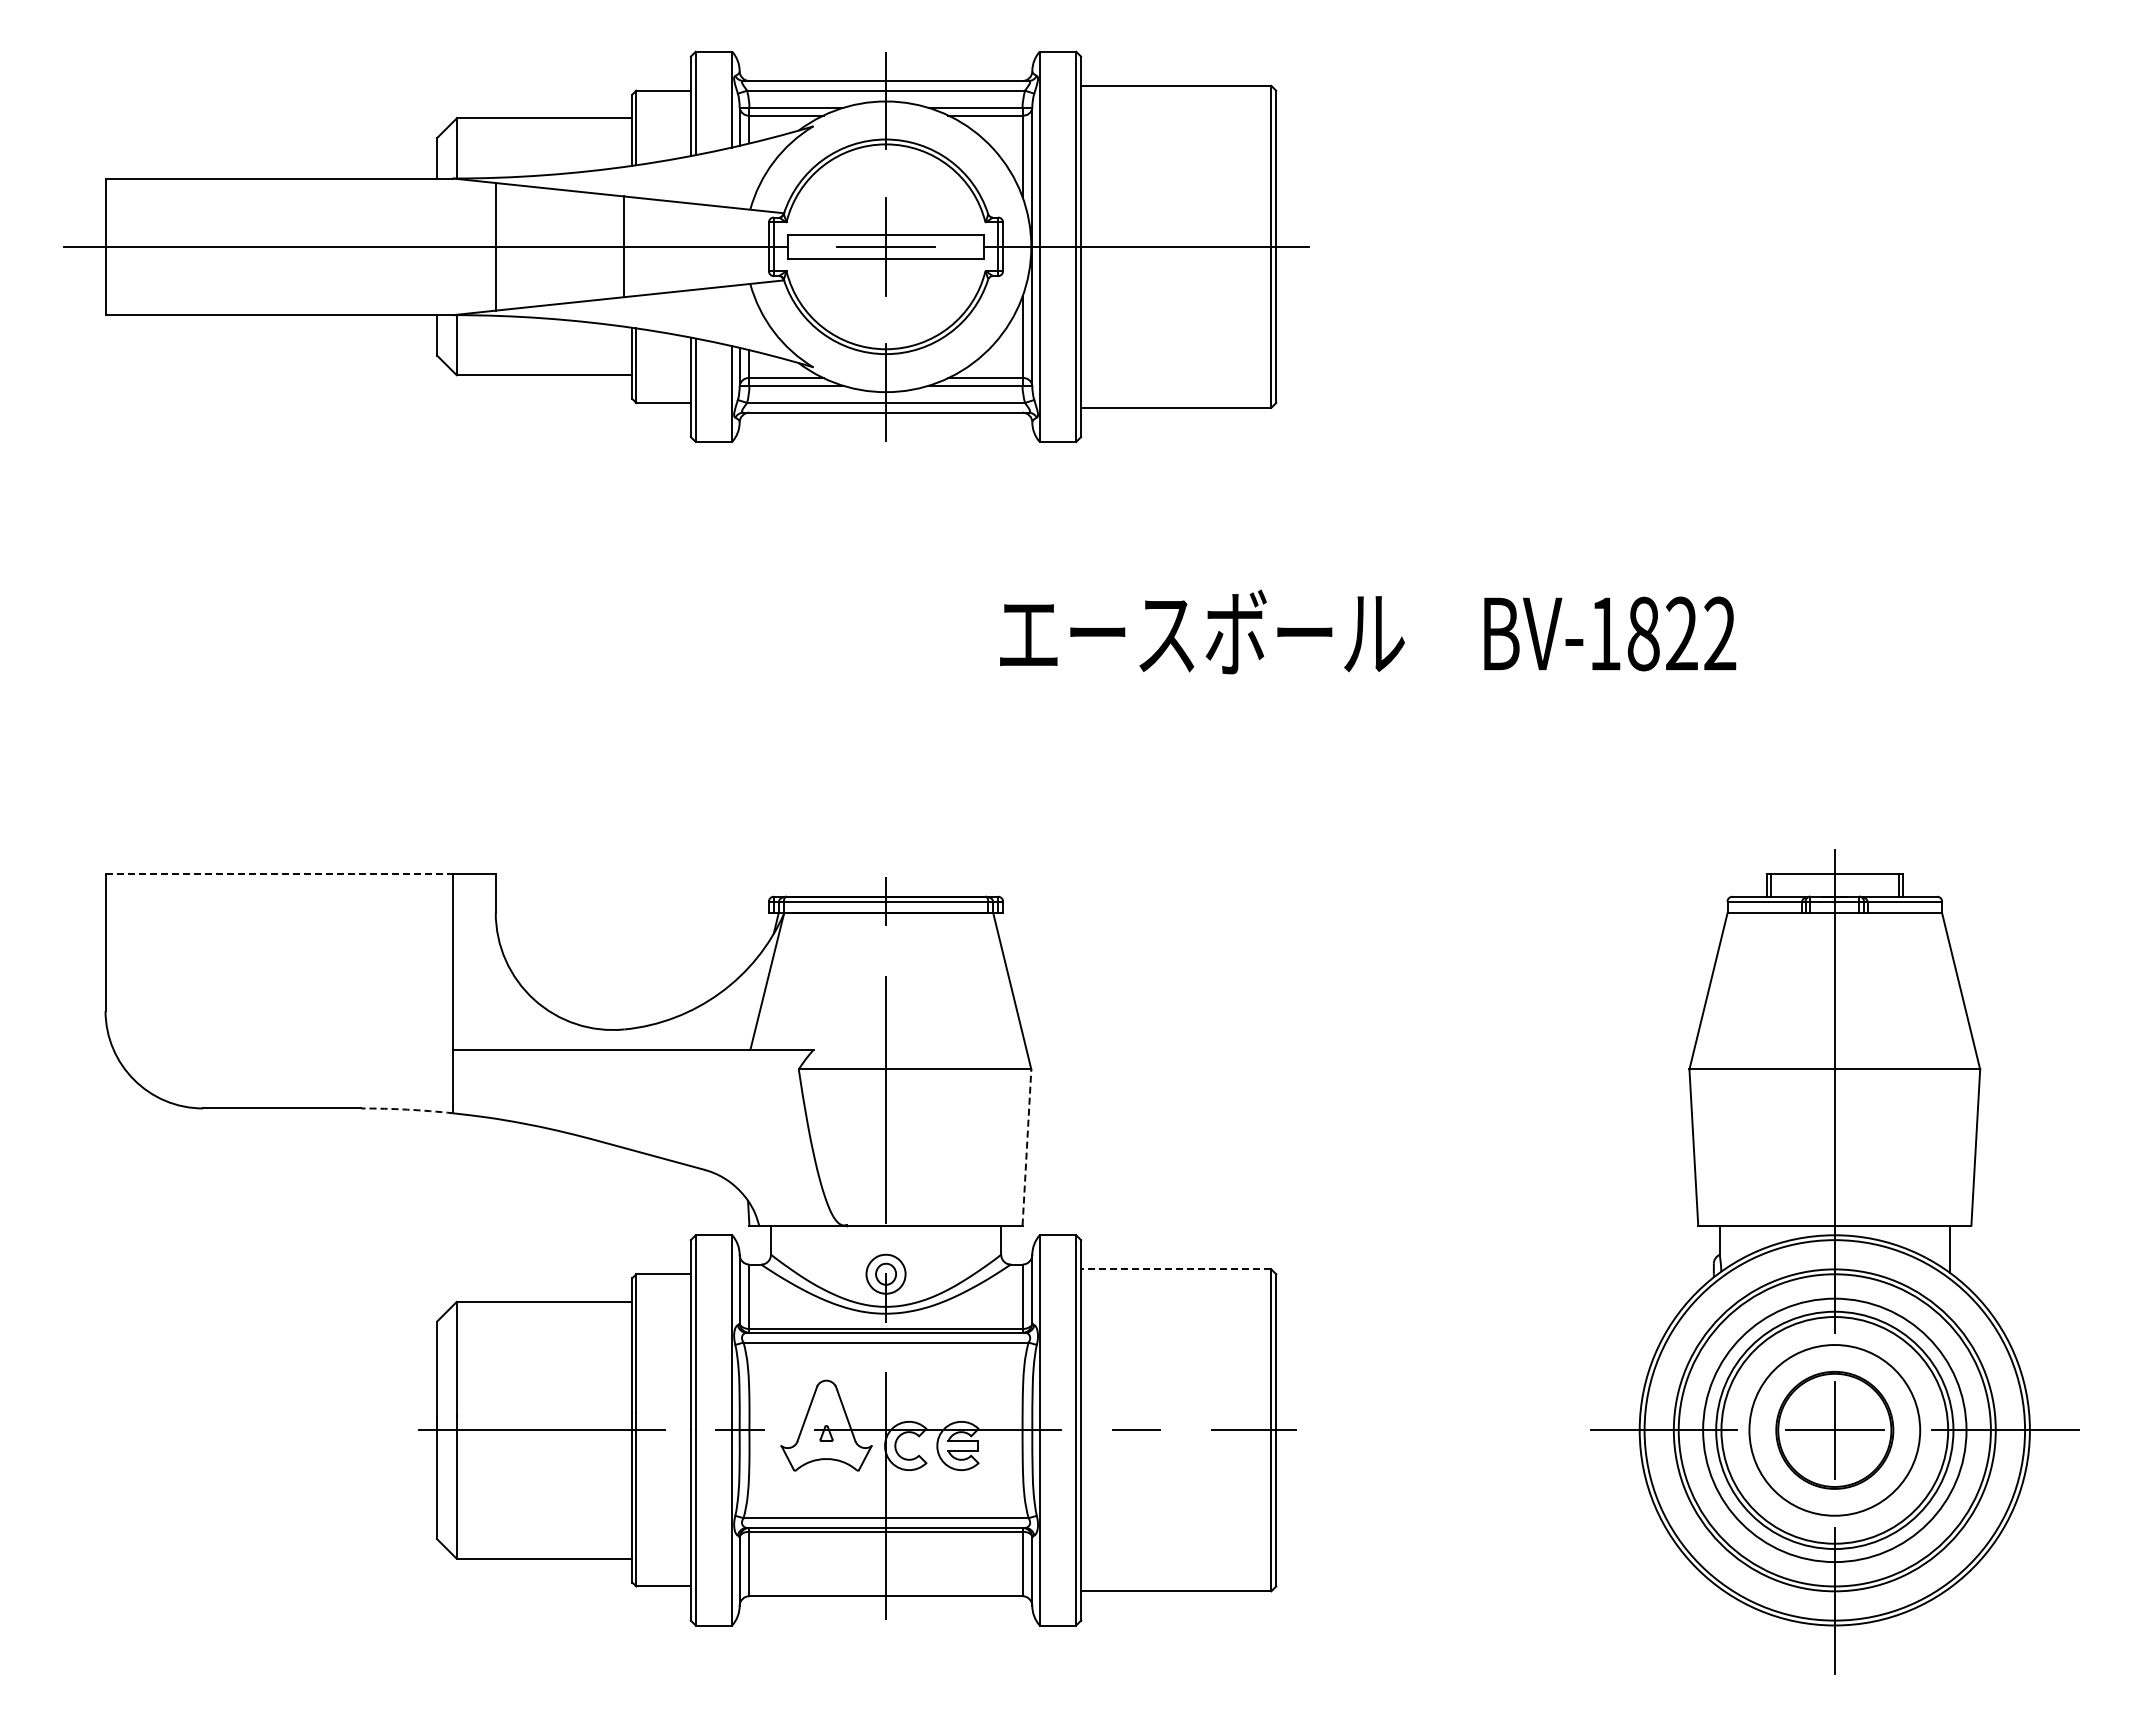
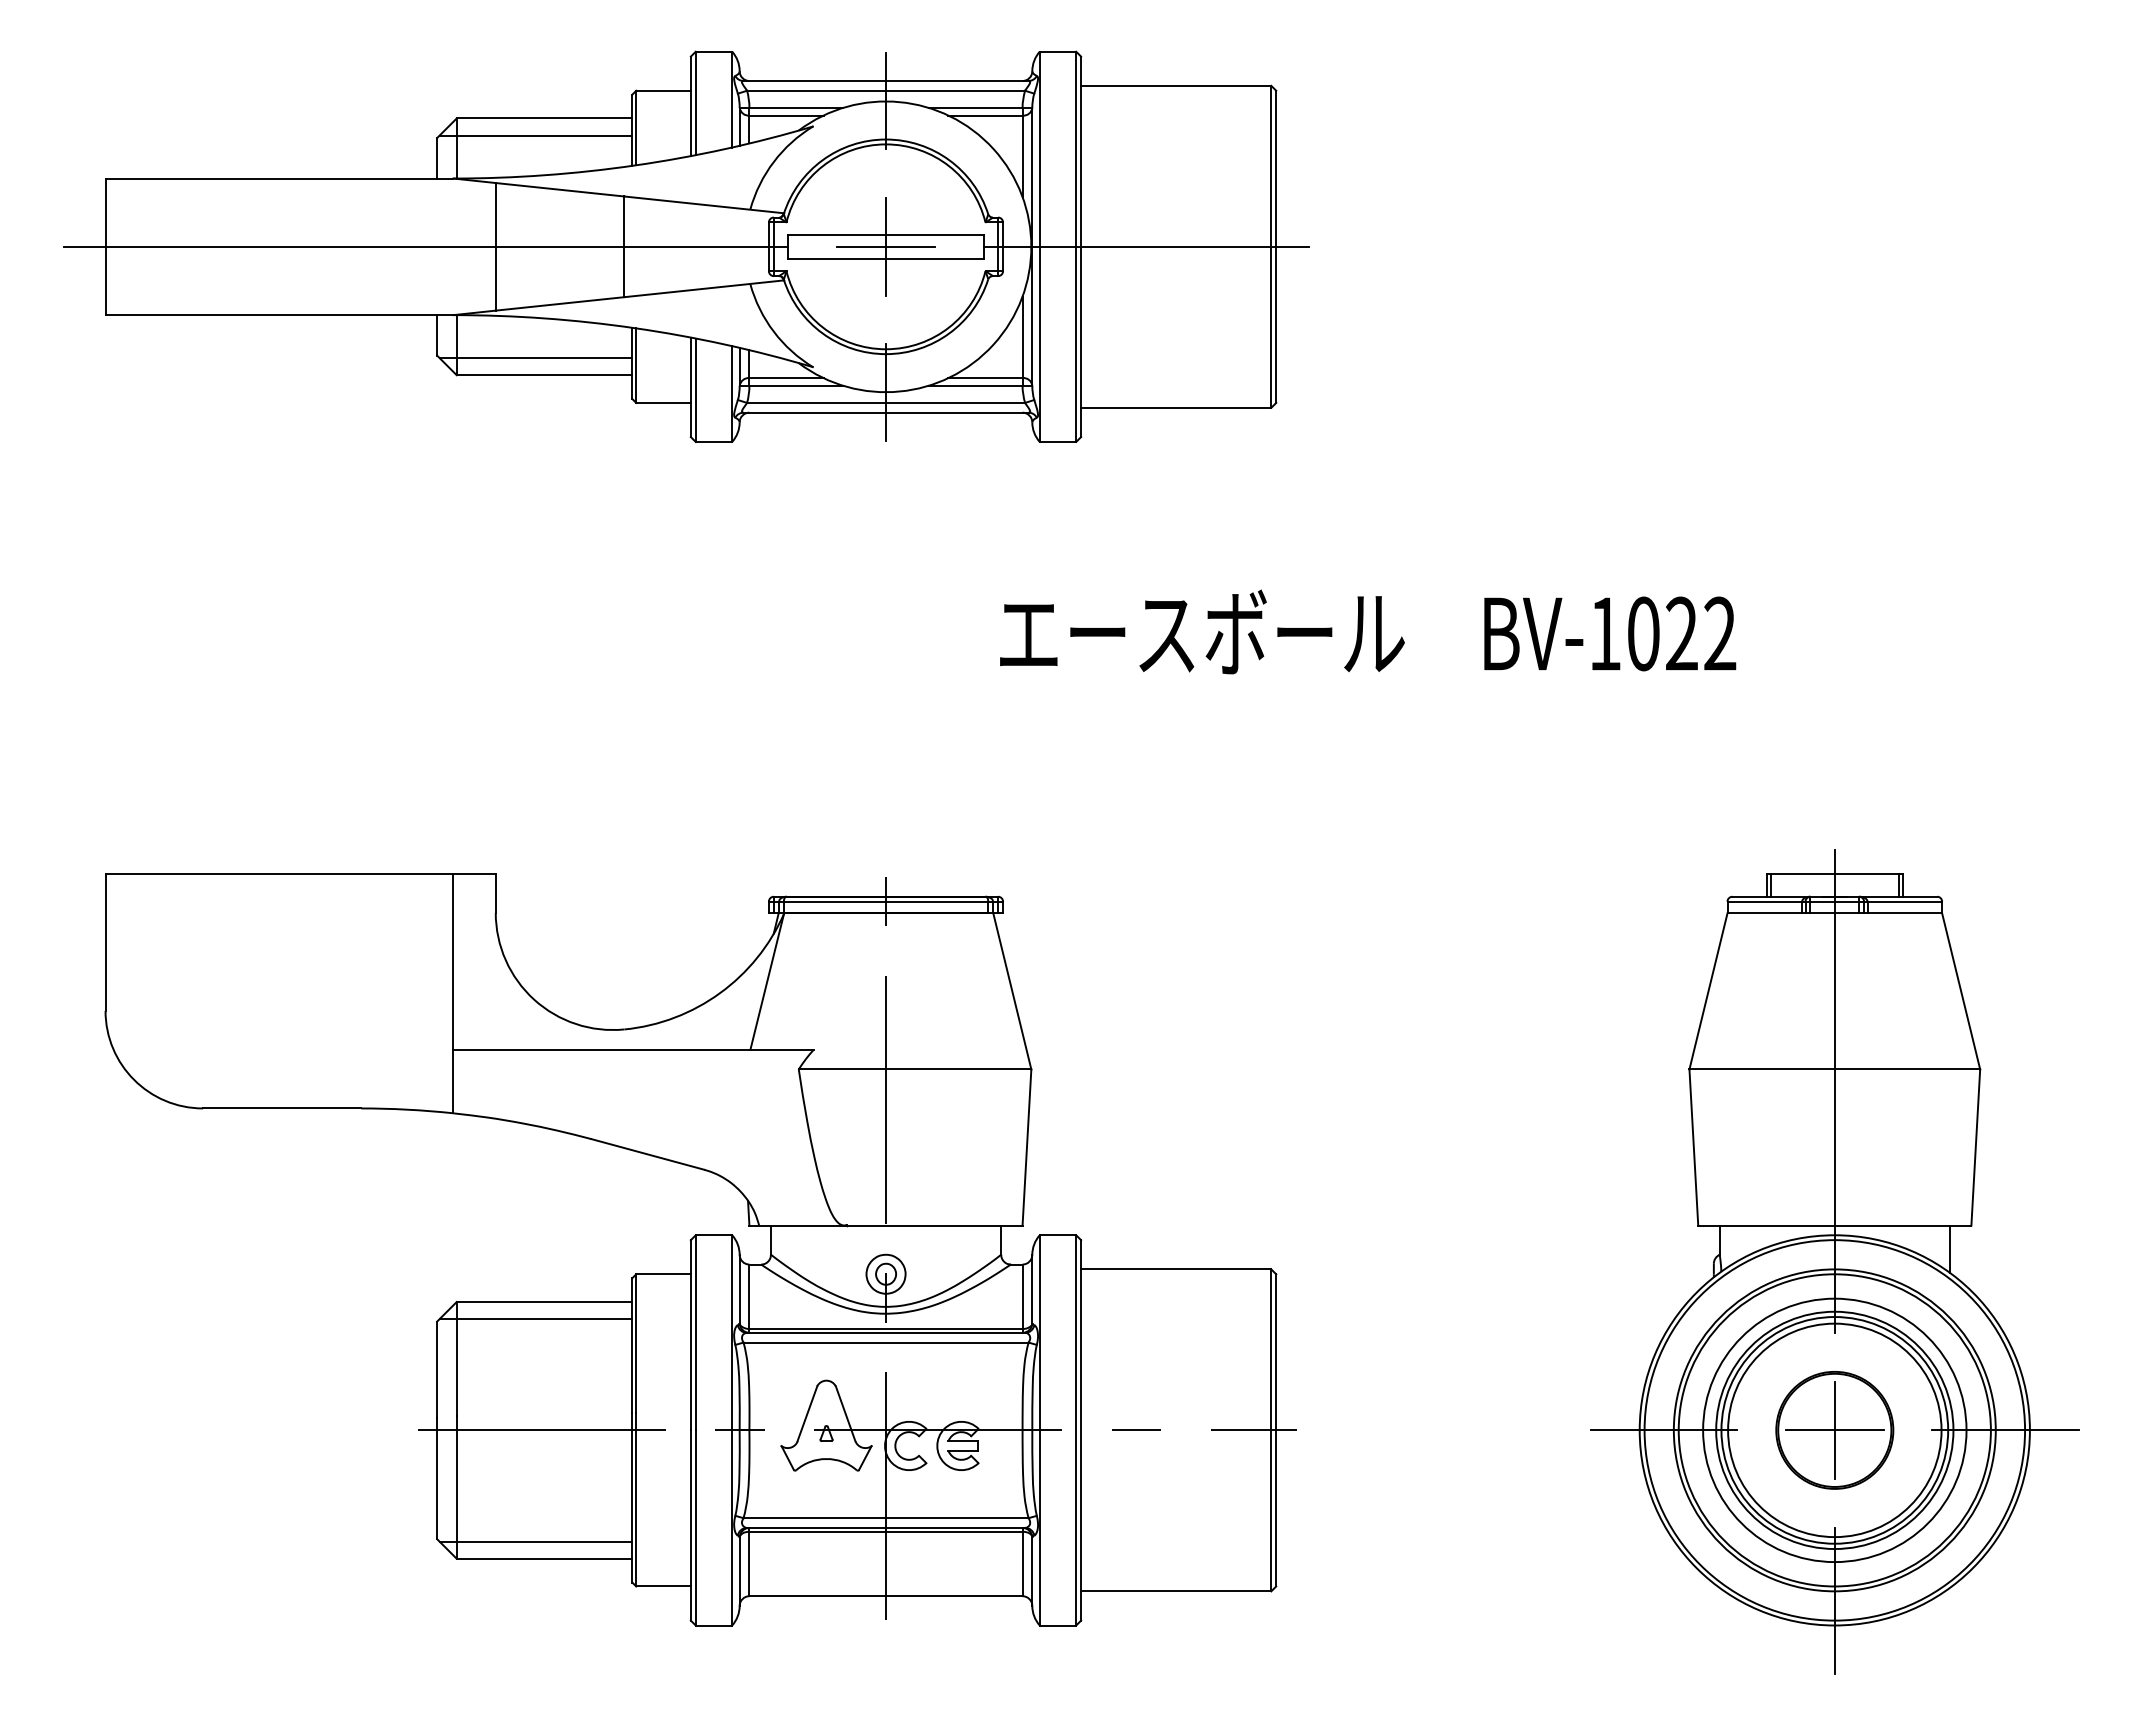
line: none -> present (535, 135)
line: none -> present (535, 358)
text: BV-1822 -> BV-1022 (1643, 633)
line: dashed -> solid (279, 874)
arc: dashed -> solid (407, 1109)
line: dashed -> solid (1026, 1146)
line: dashed -> solid (1175, 1269)
line: none -> present (535, 1319)
circle diameter: 171 px -> 213 px (1834, 1430)
line: none -> present (535, 1541)
